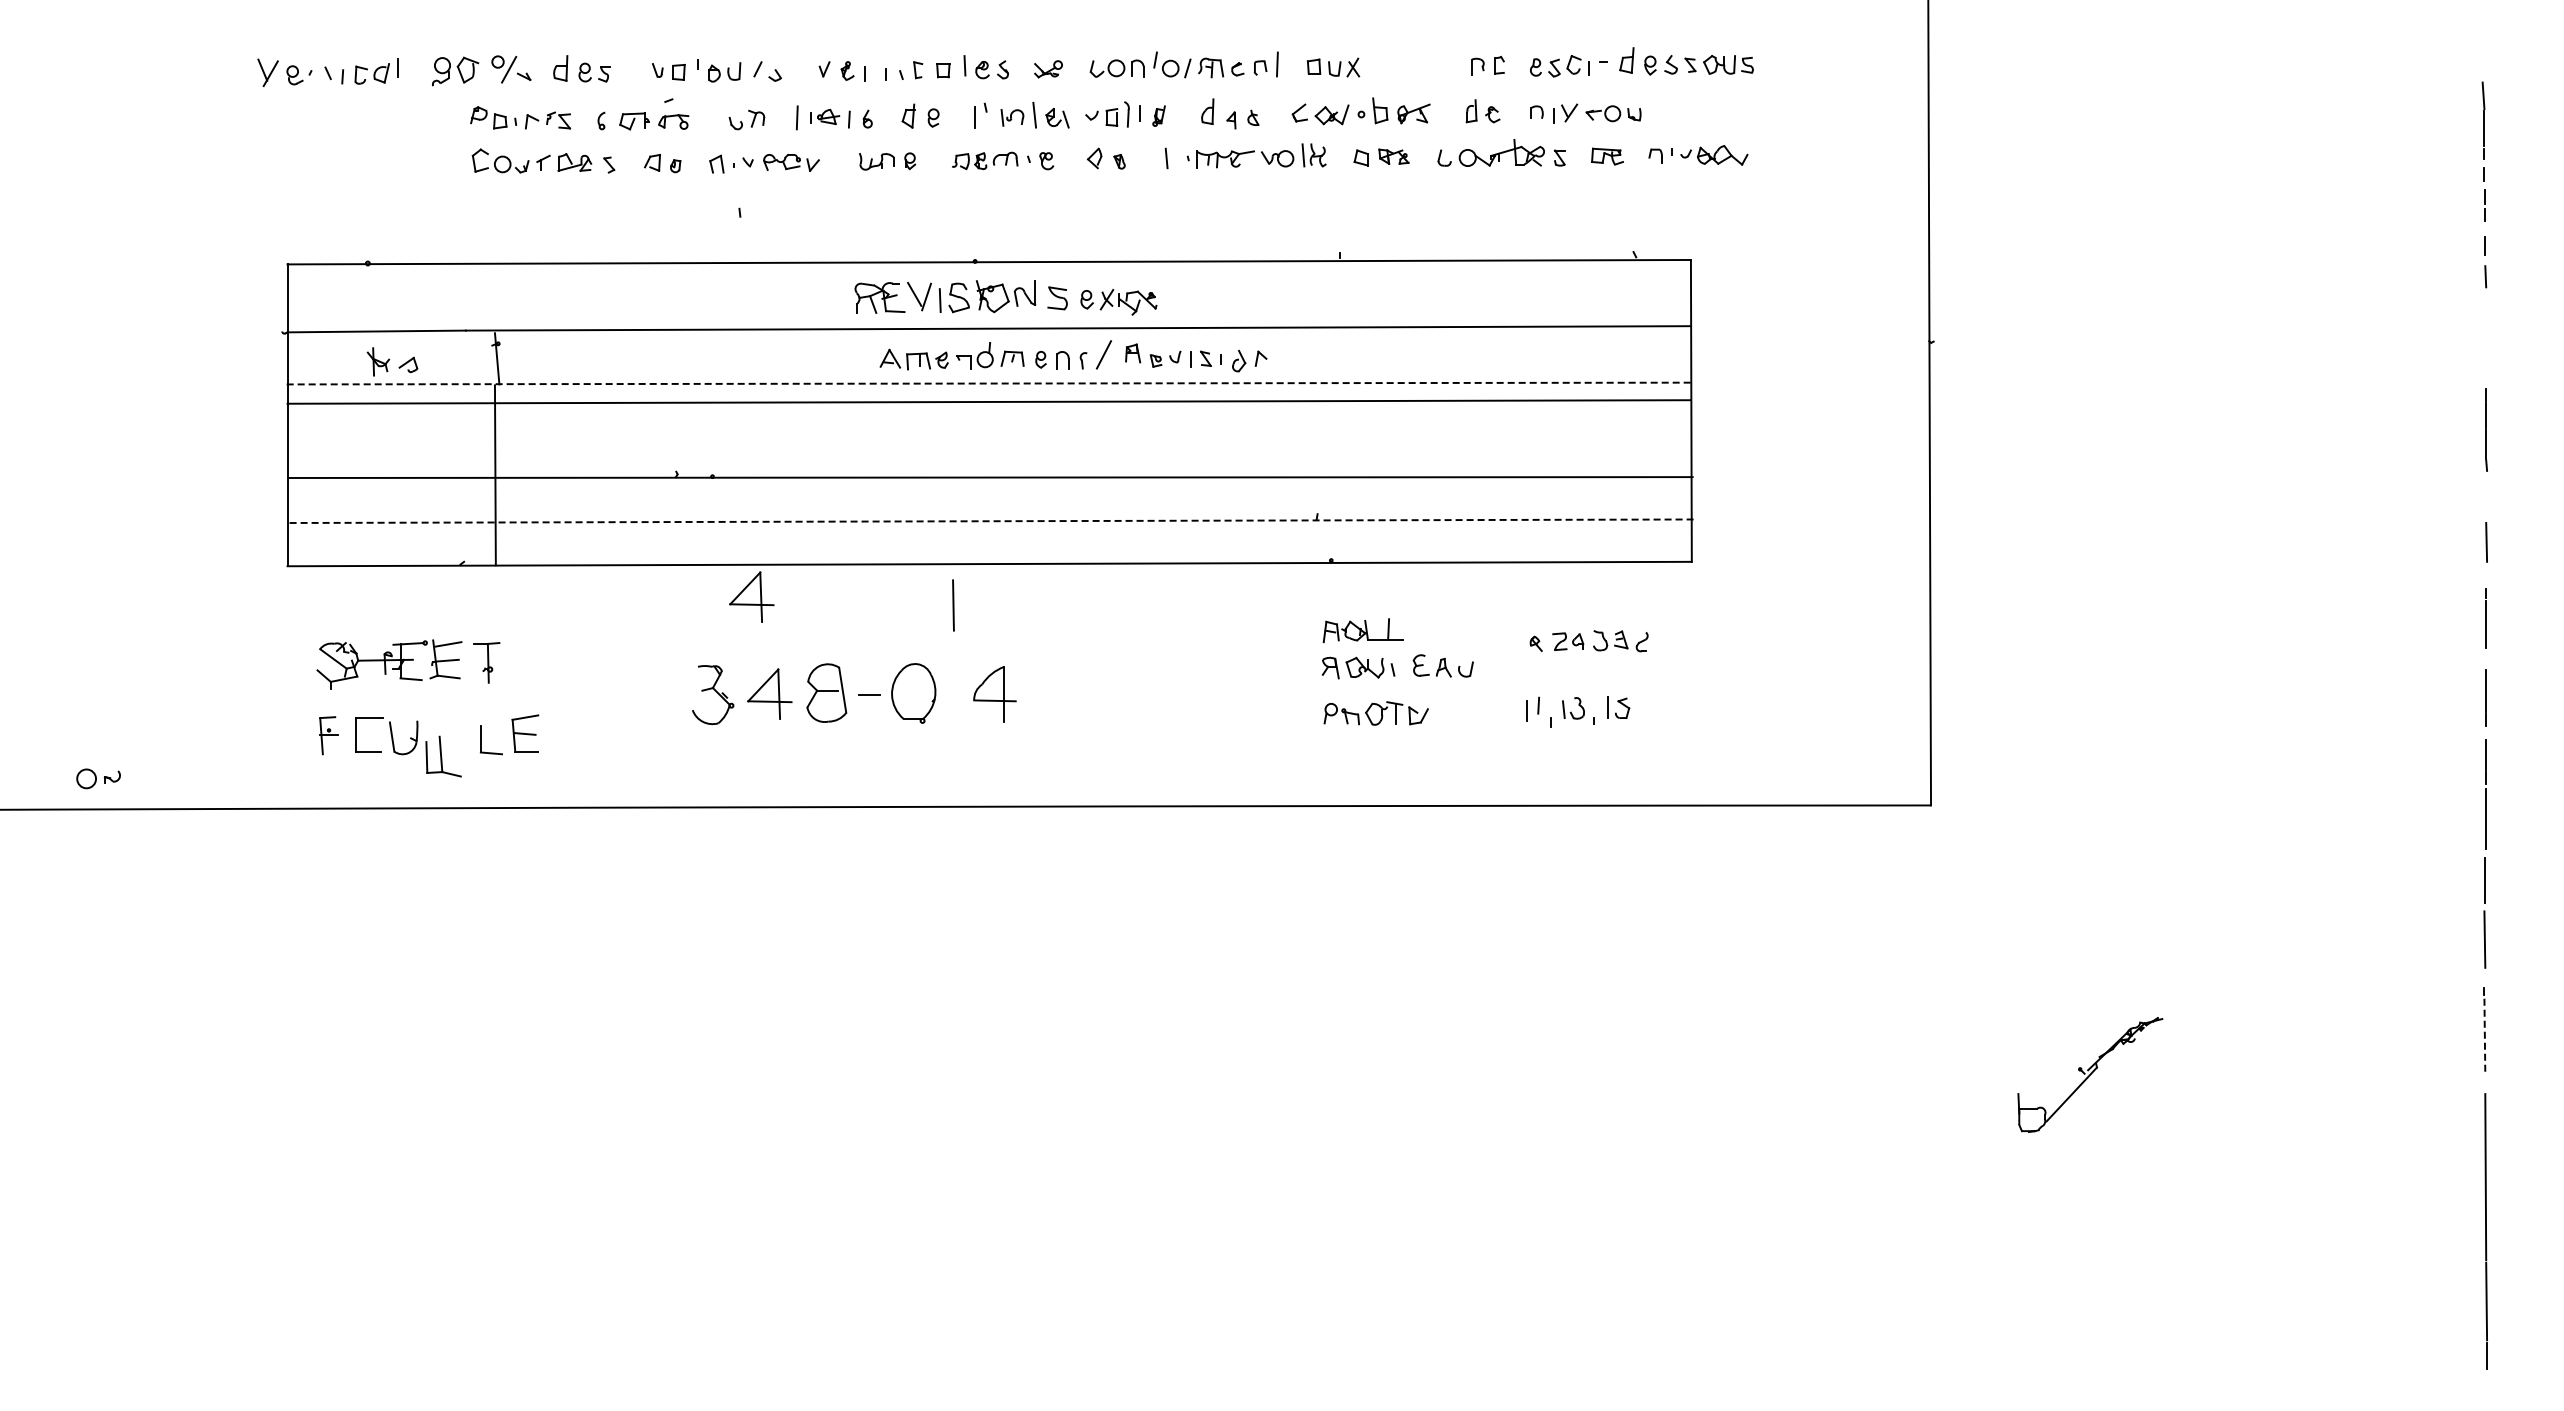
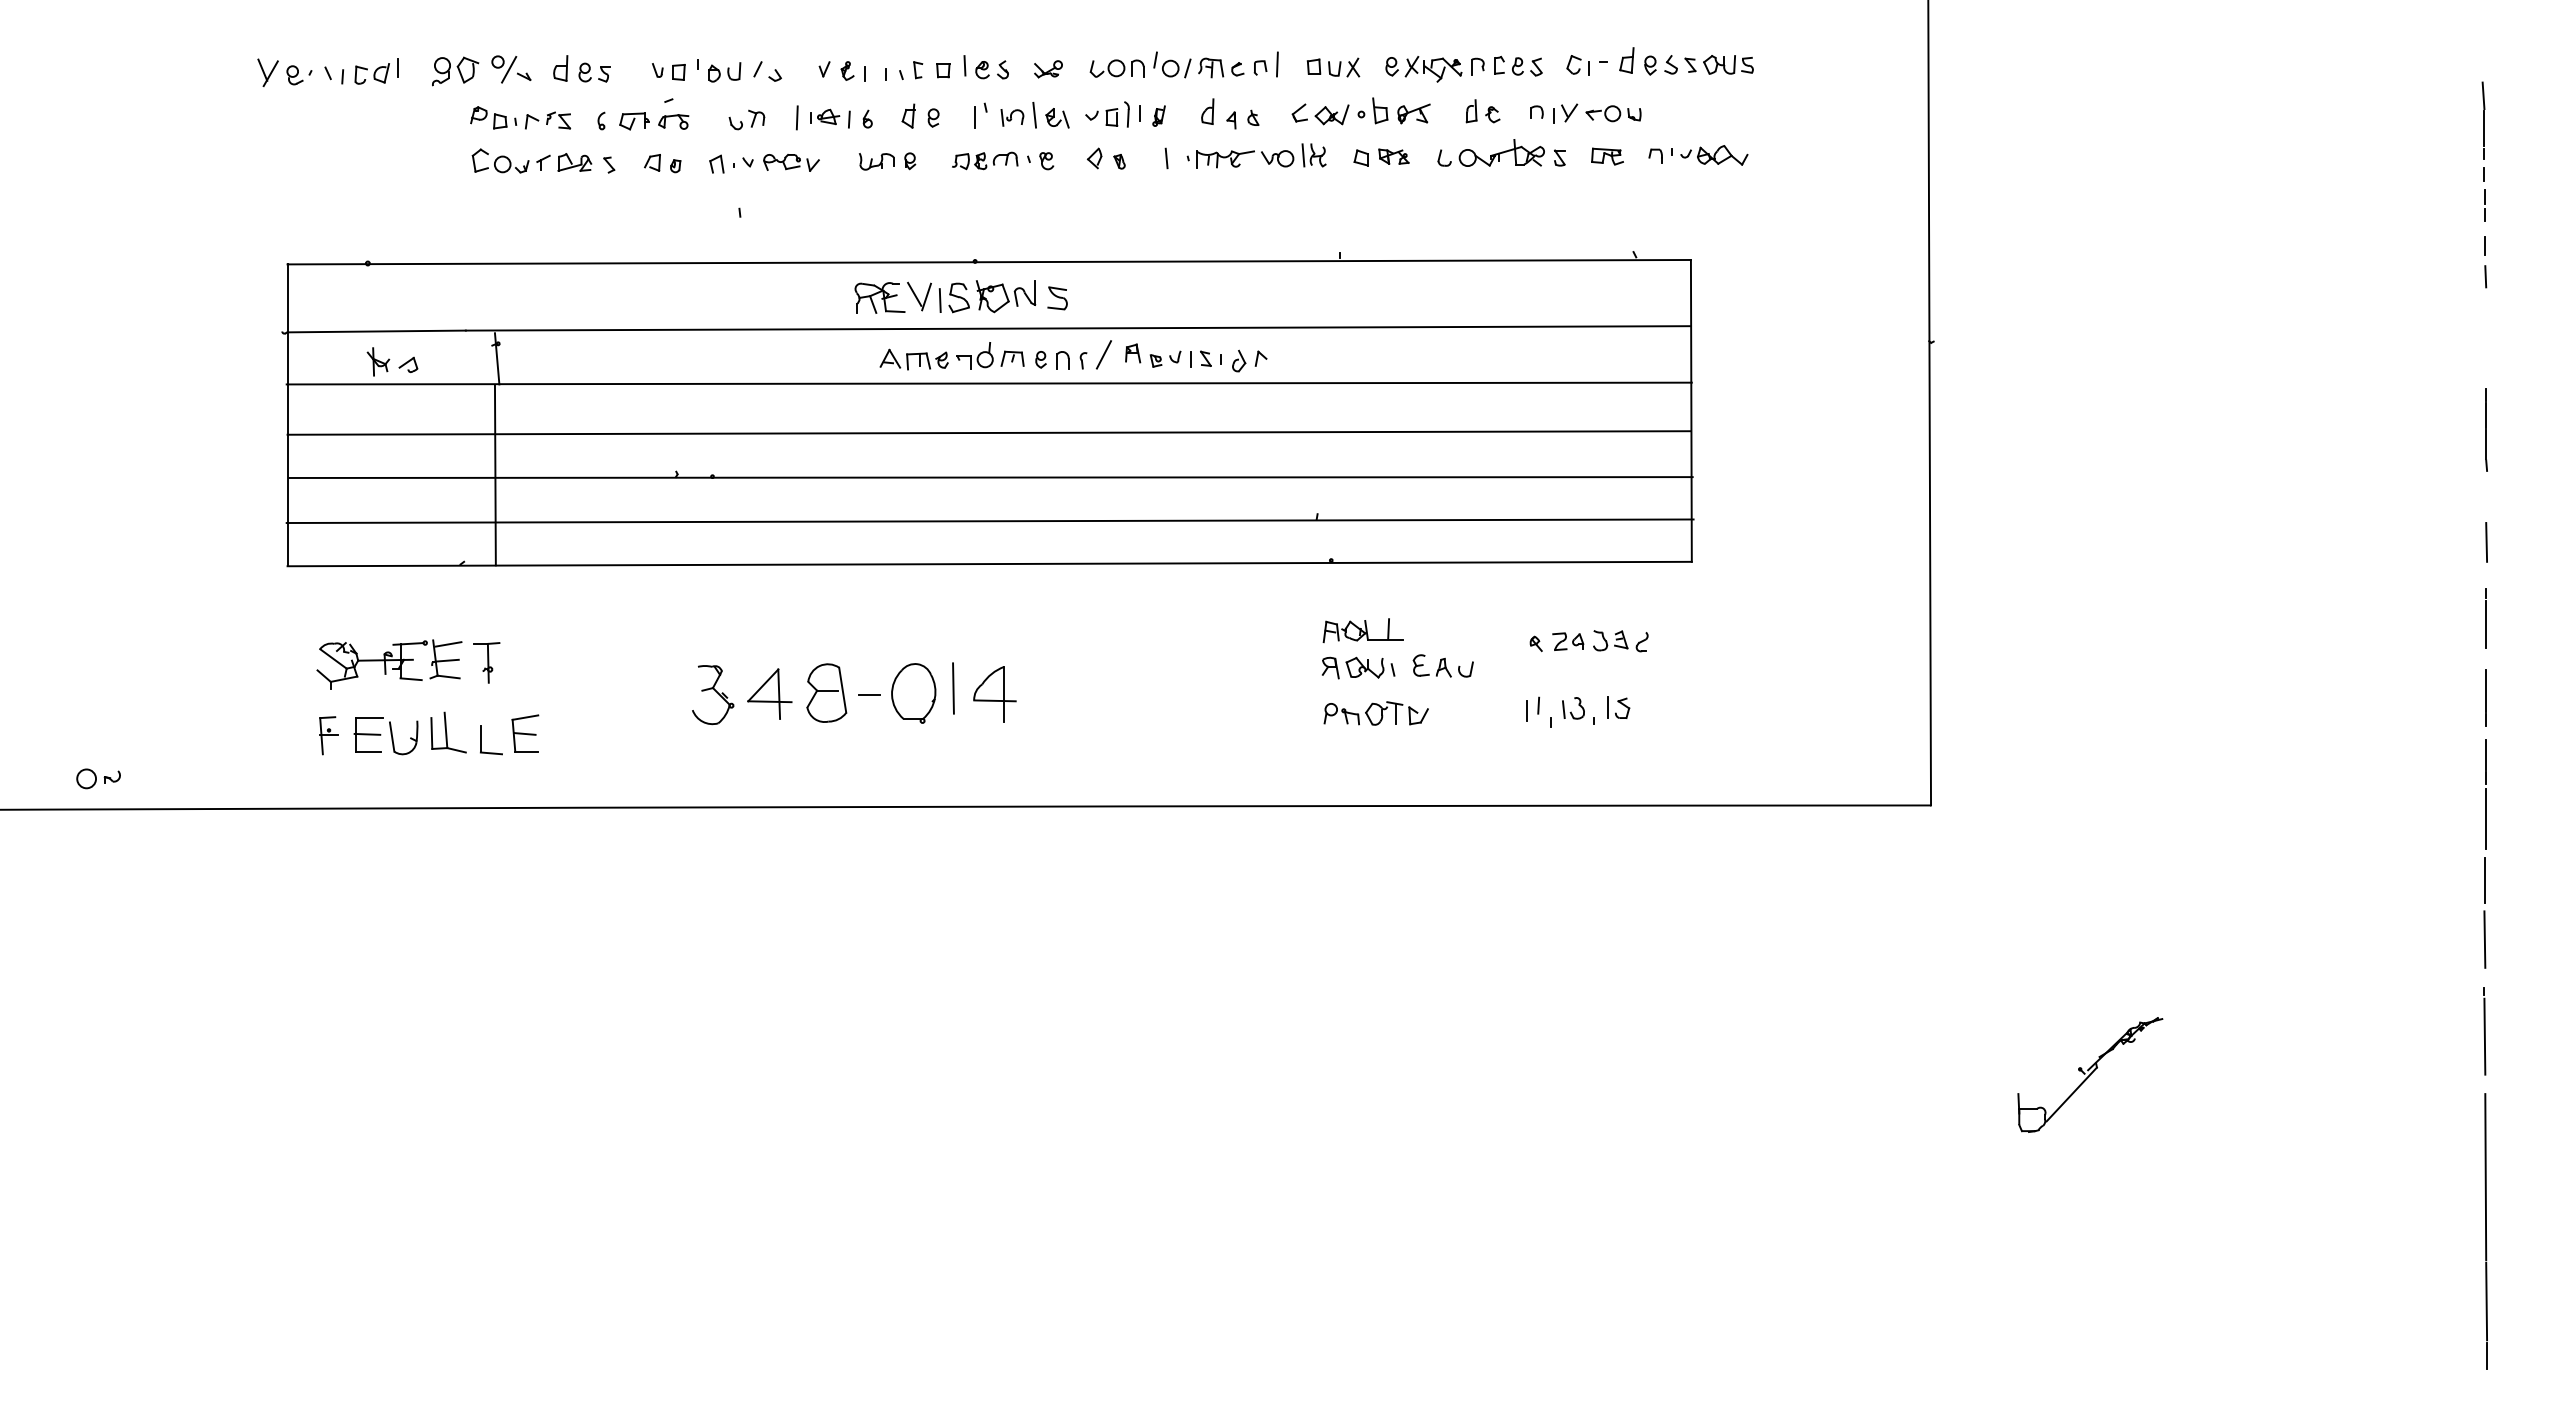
part position: (1545, 67) -> (1527, 66) (1527, 66)
part position: (1118, 302) -> (1423, 69) (1423, 69)
line: dashed -> solid (989, 383)
line position: (988, 401) -> (988, 432) (988, 432)
line: dashed -> solid (989, 521)
part: present -> none (751, 596)
line position: (953, 605) -> (953, 688) (953, 688)
line: none -> present (367, 733)
part position: (443, 756) -> (448, 732) (448, 732)
line: dashed -> solid (2484, 1036)
